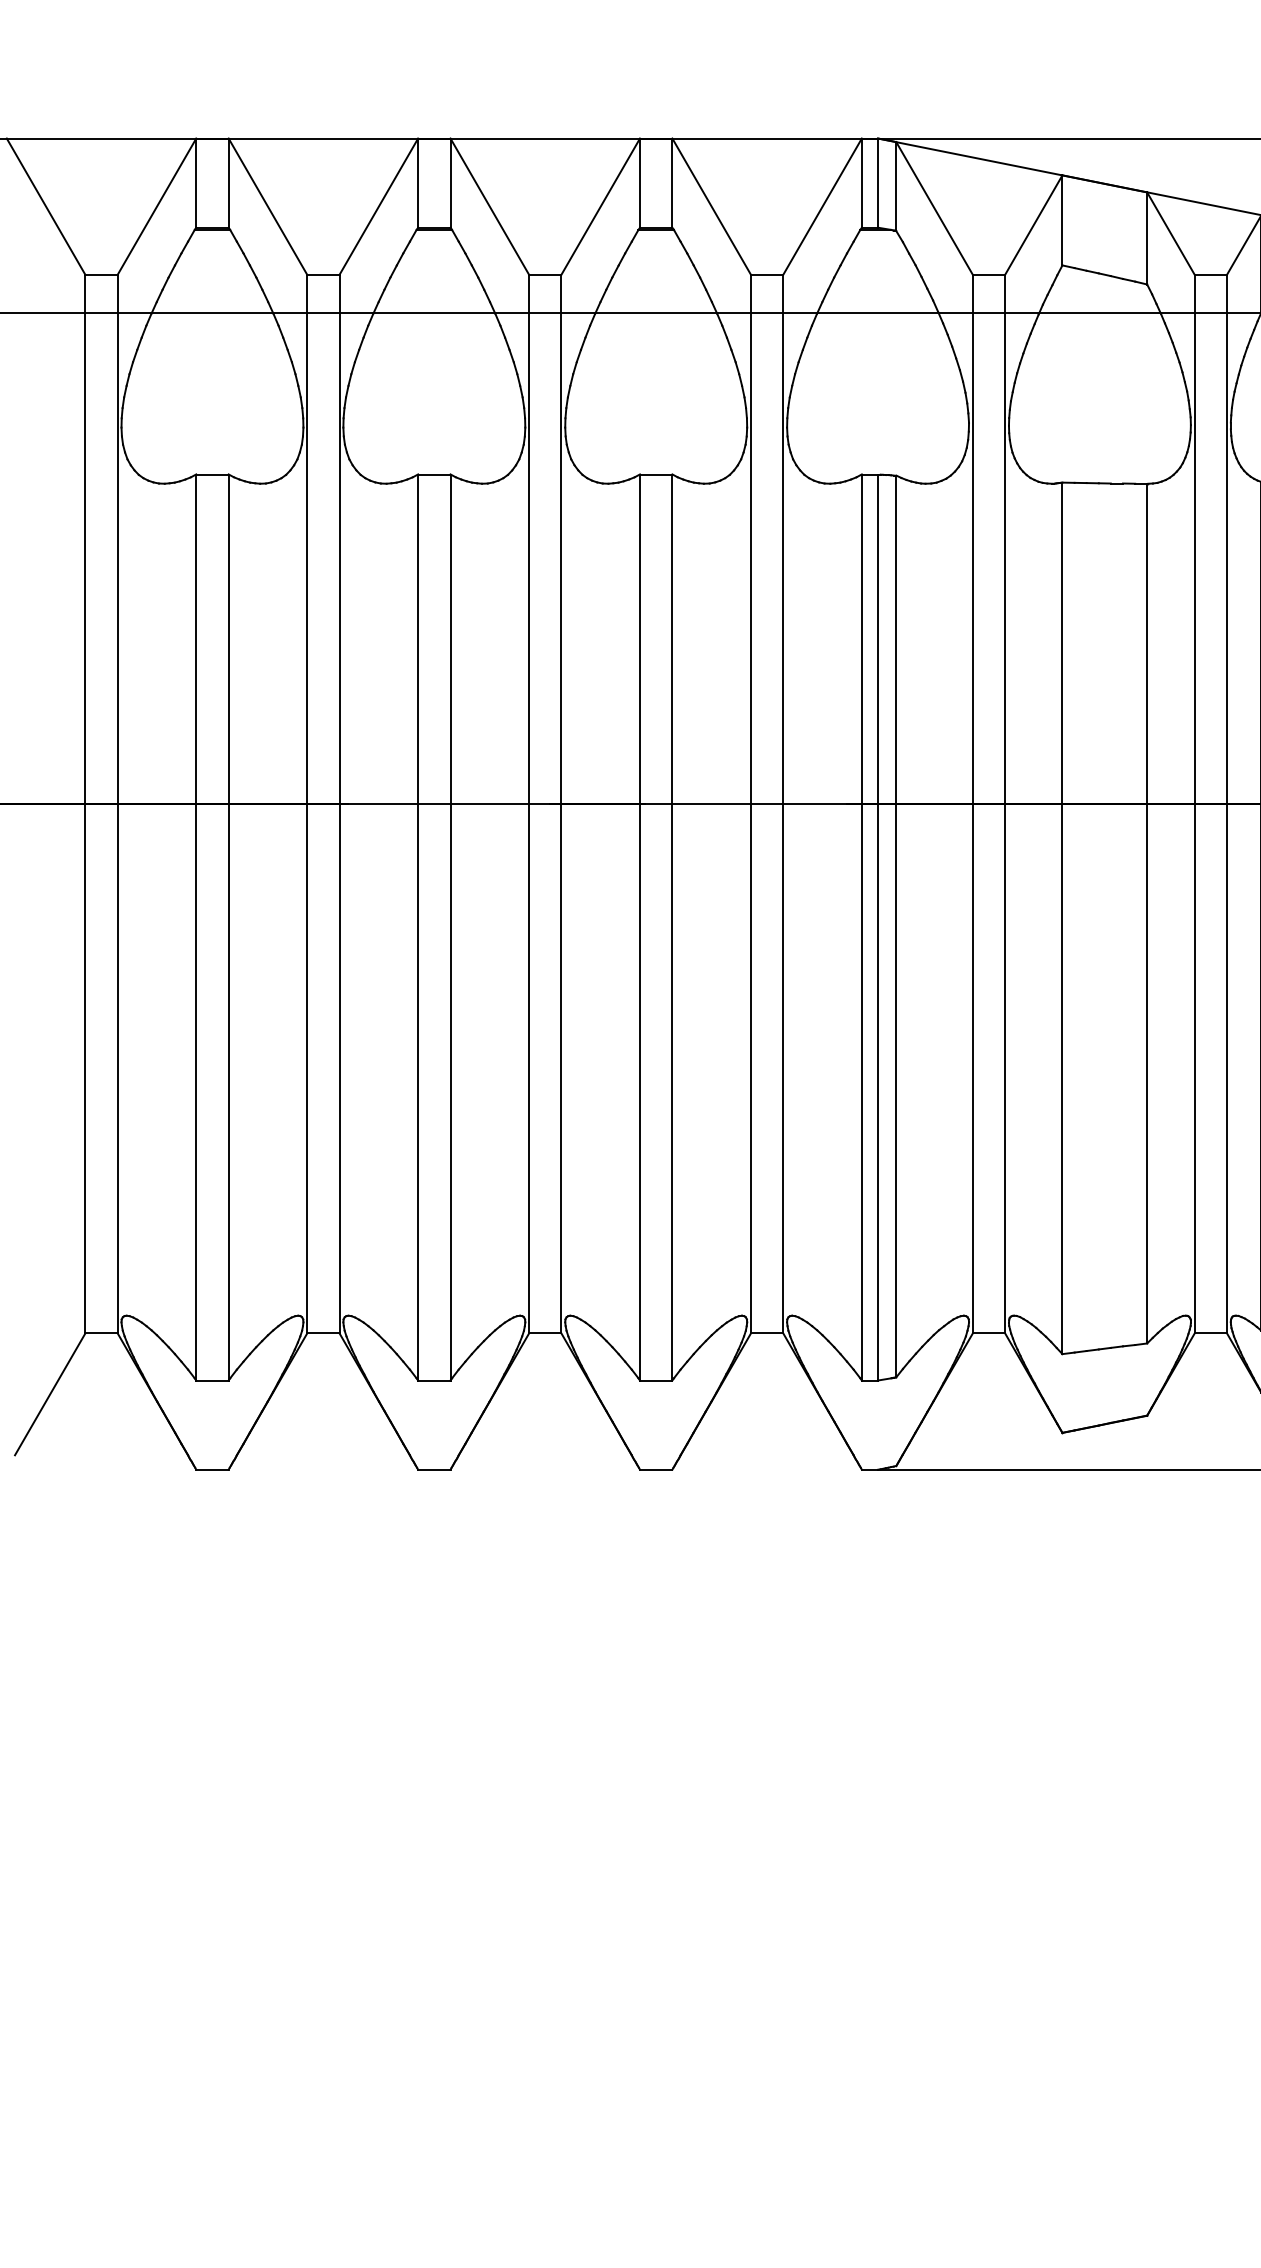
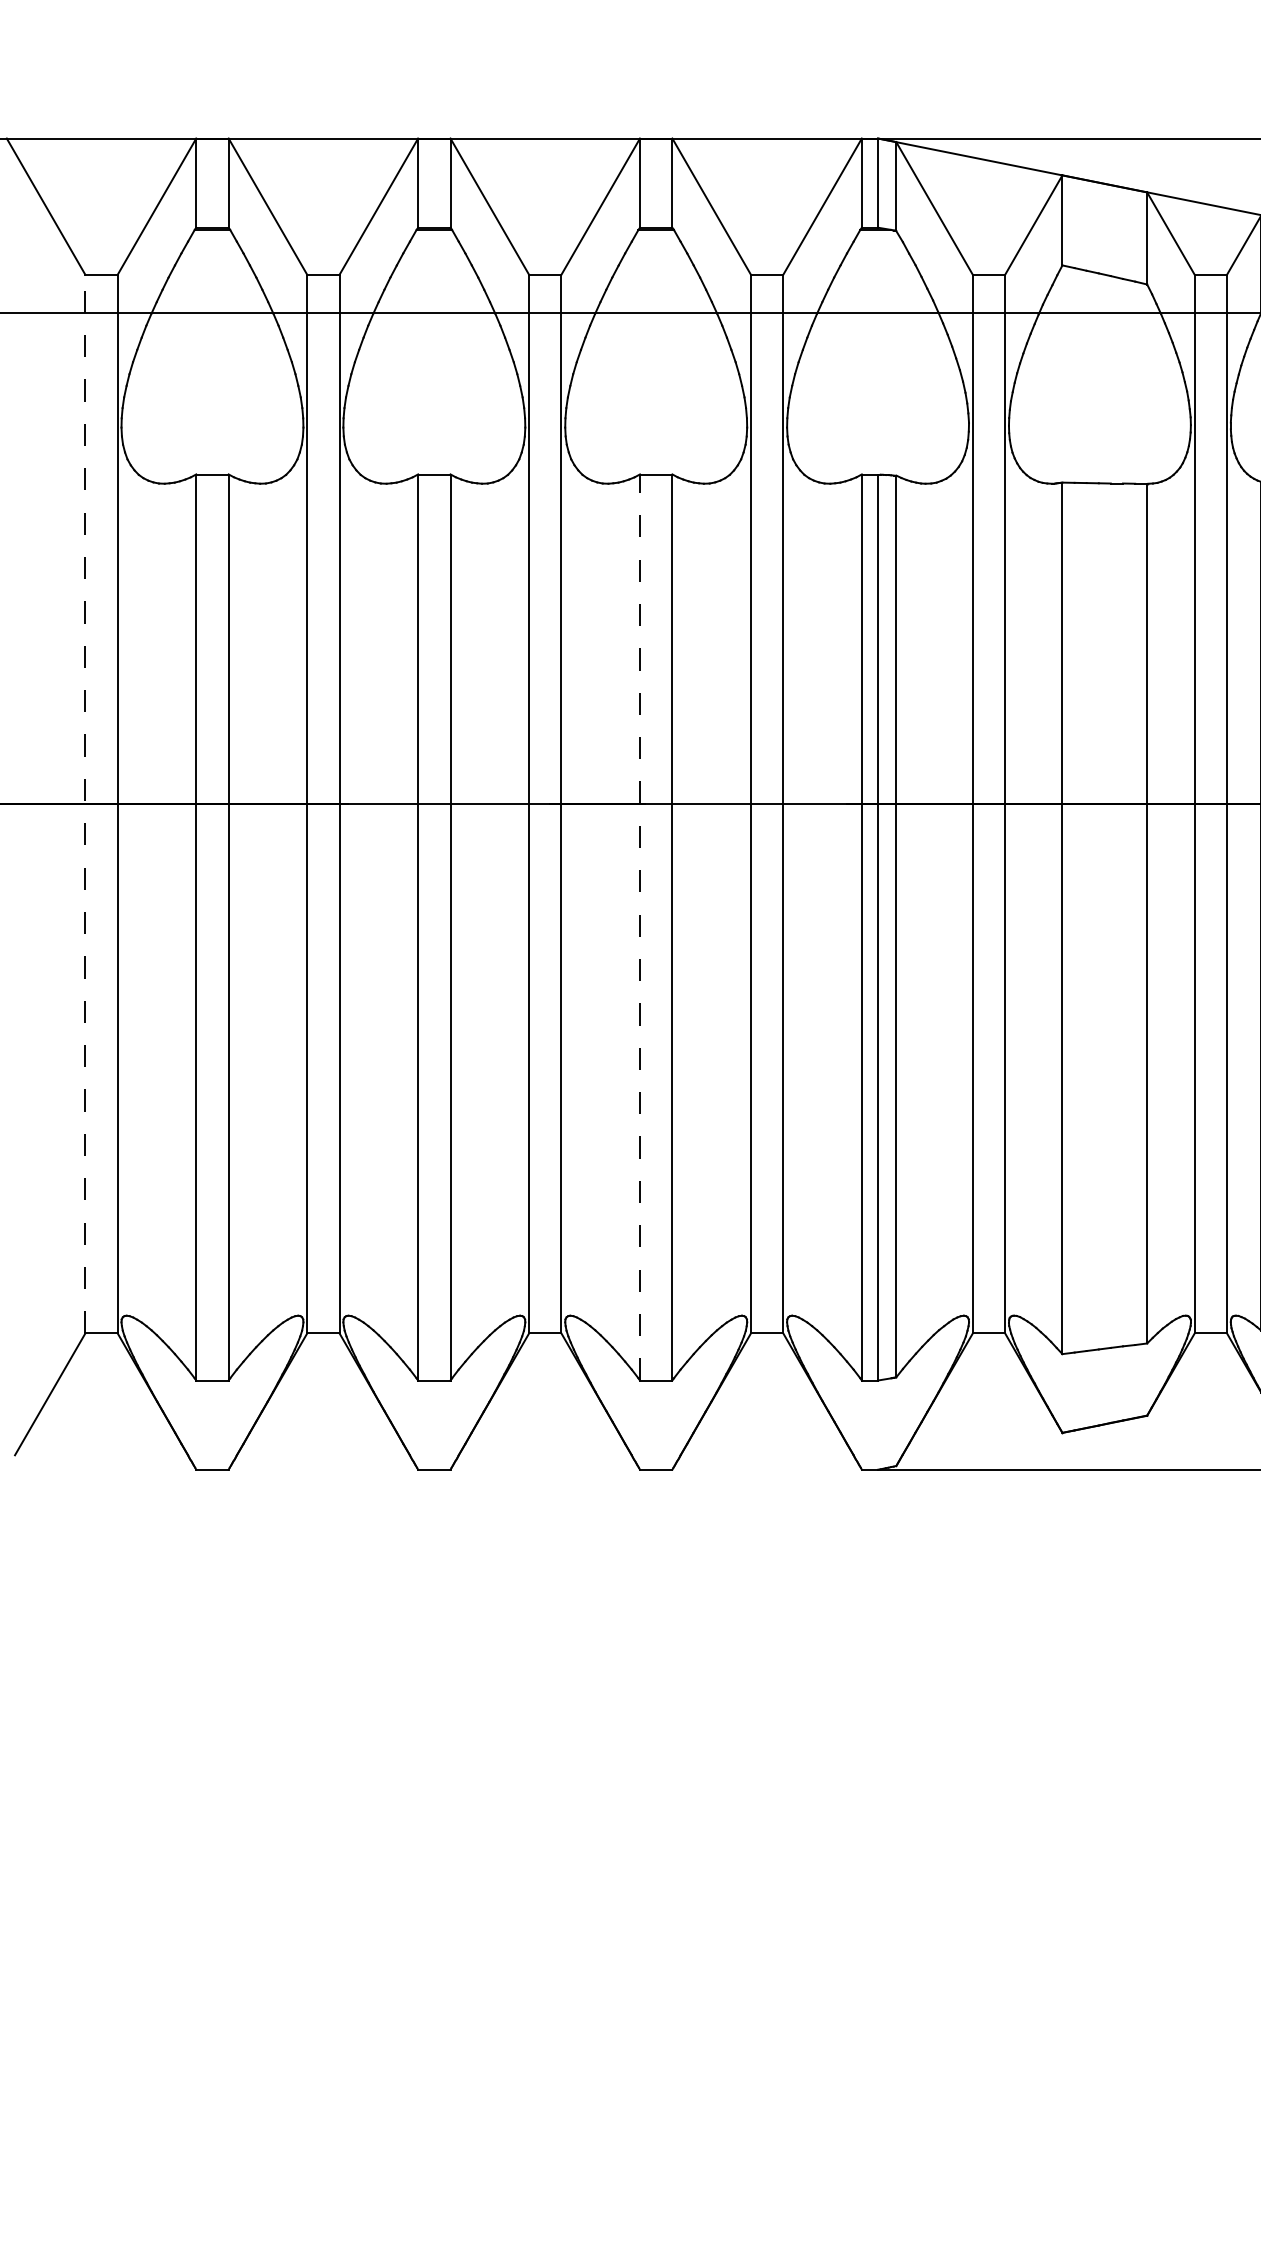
line: solid -> dashed (85, 803)
line: solid -> dashed (640, 927)
